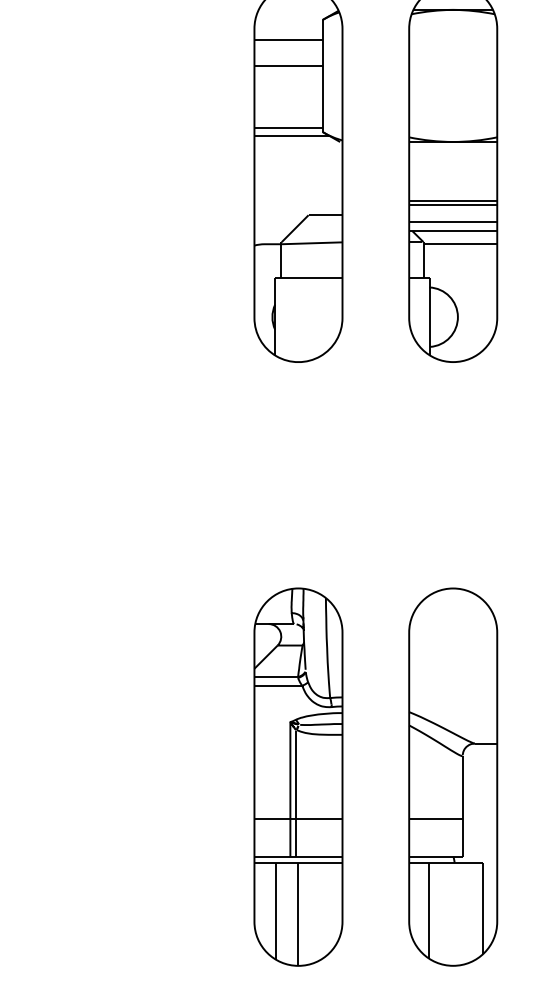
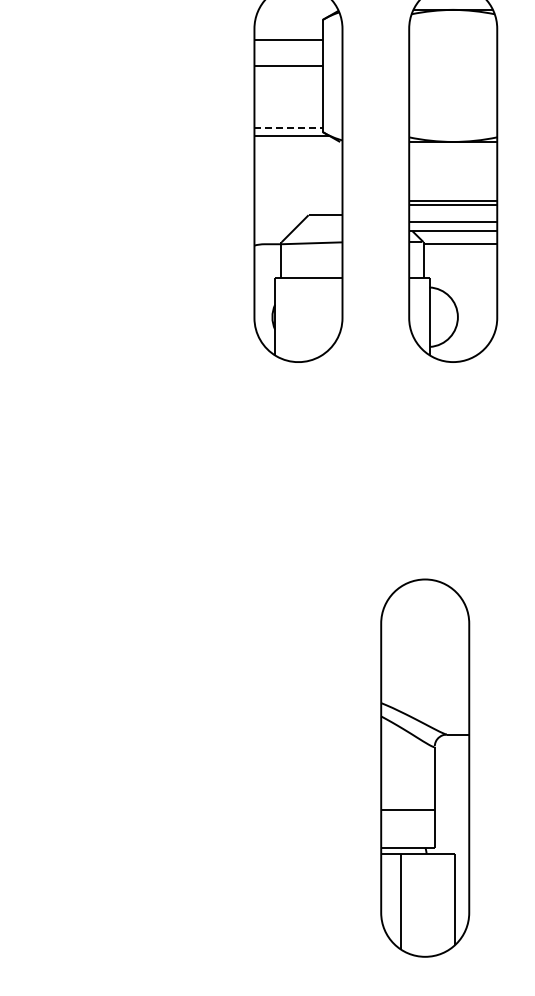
line: solid -> dashed (288, 128)
part: present -> none (298, 776)
part position: (453, 776) -> (425, 767) (425, 767)
